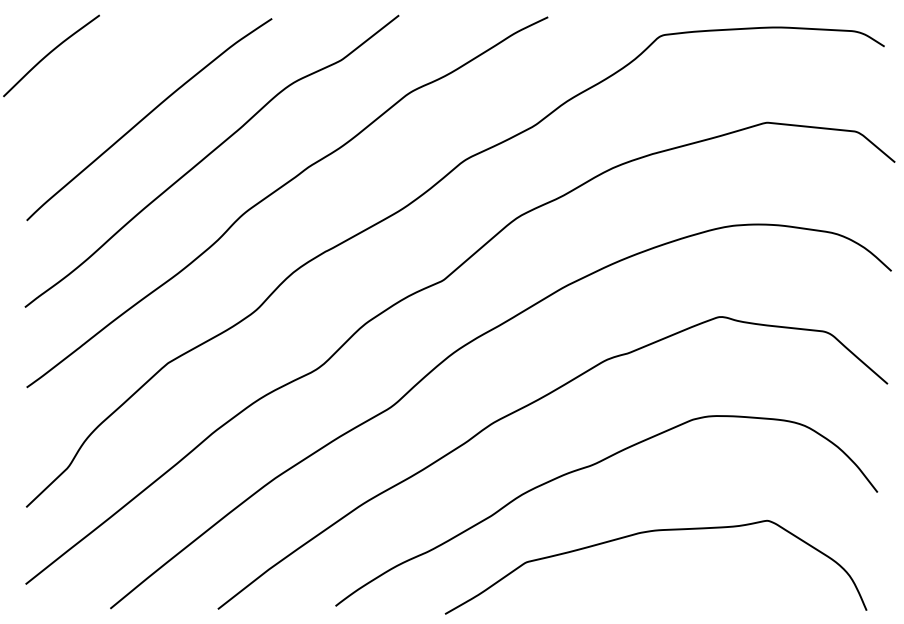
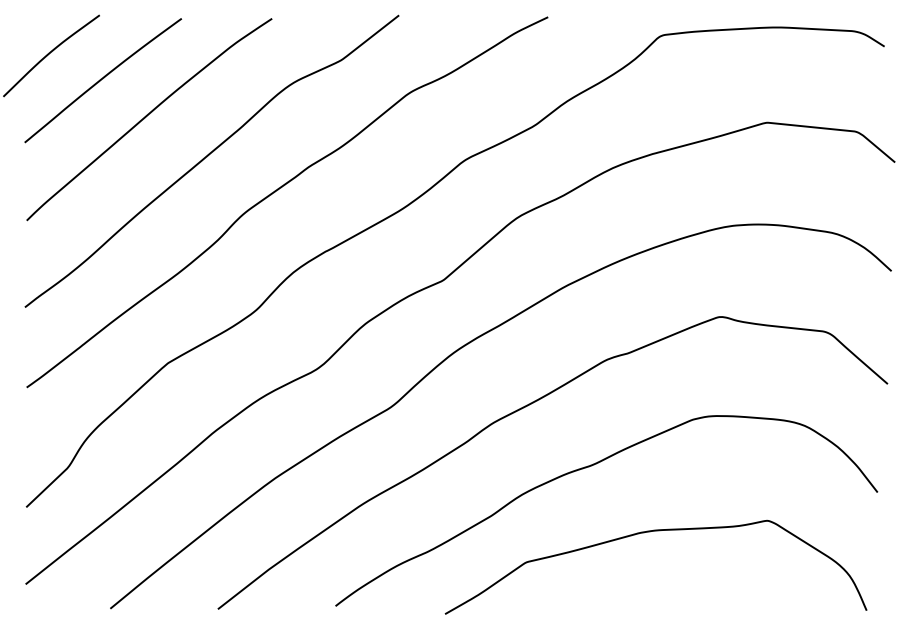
curve: none -> present (102, 79)
